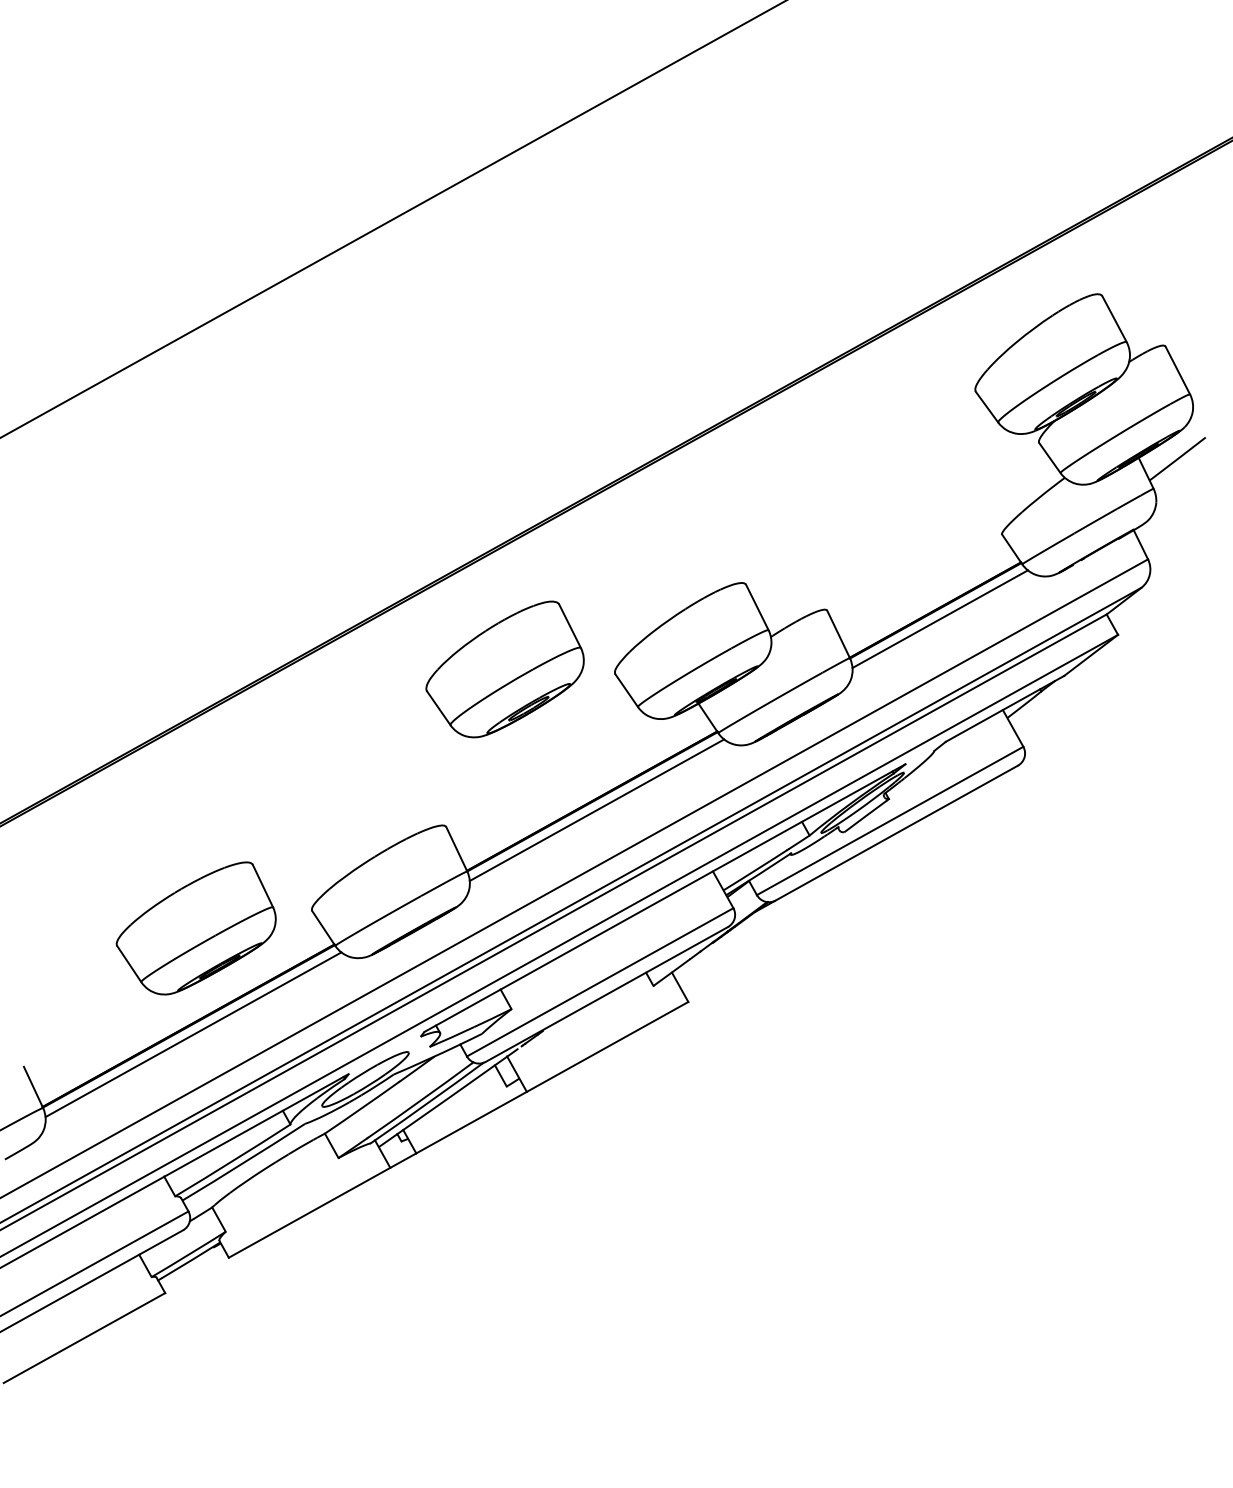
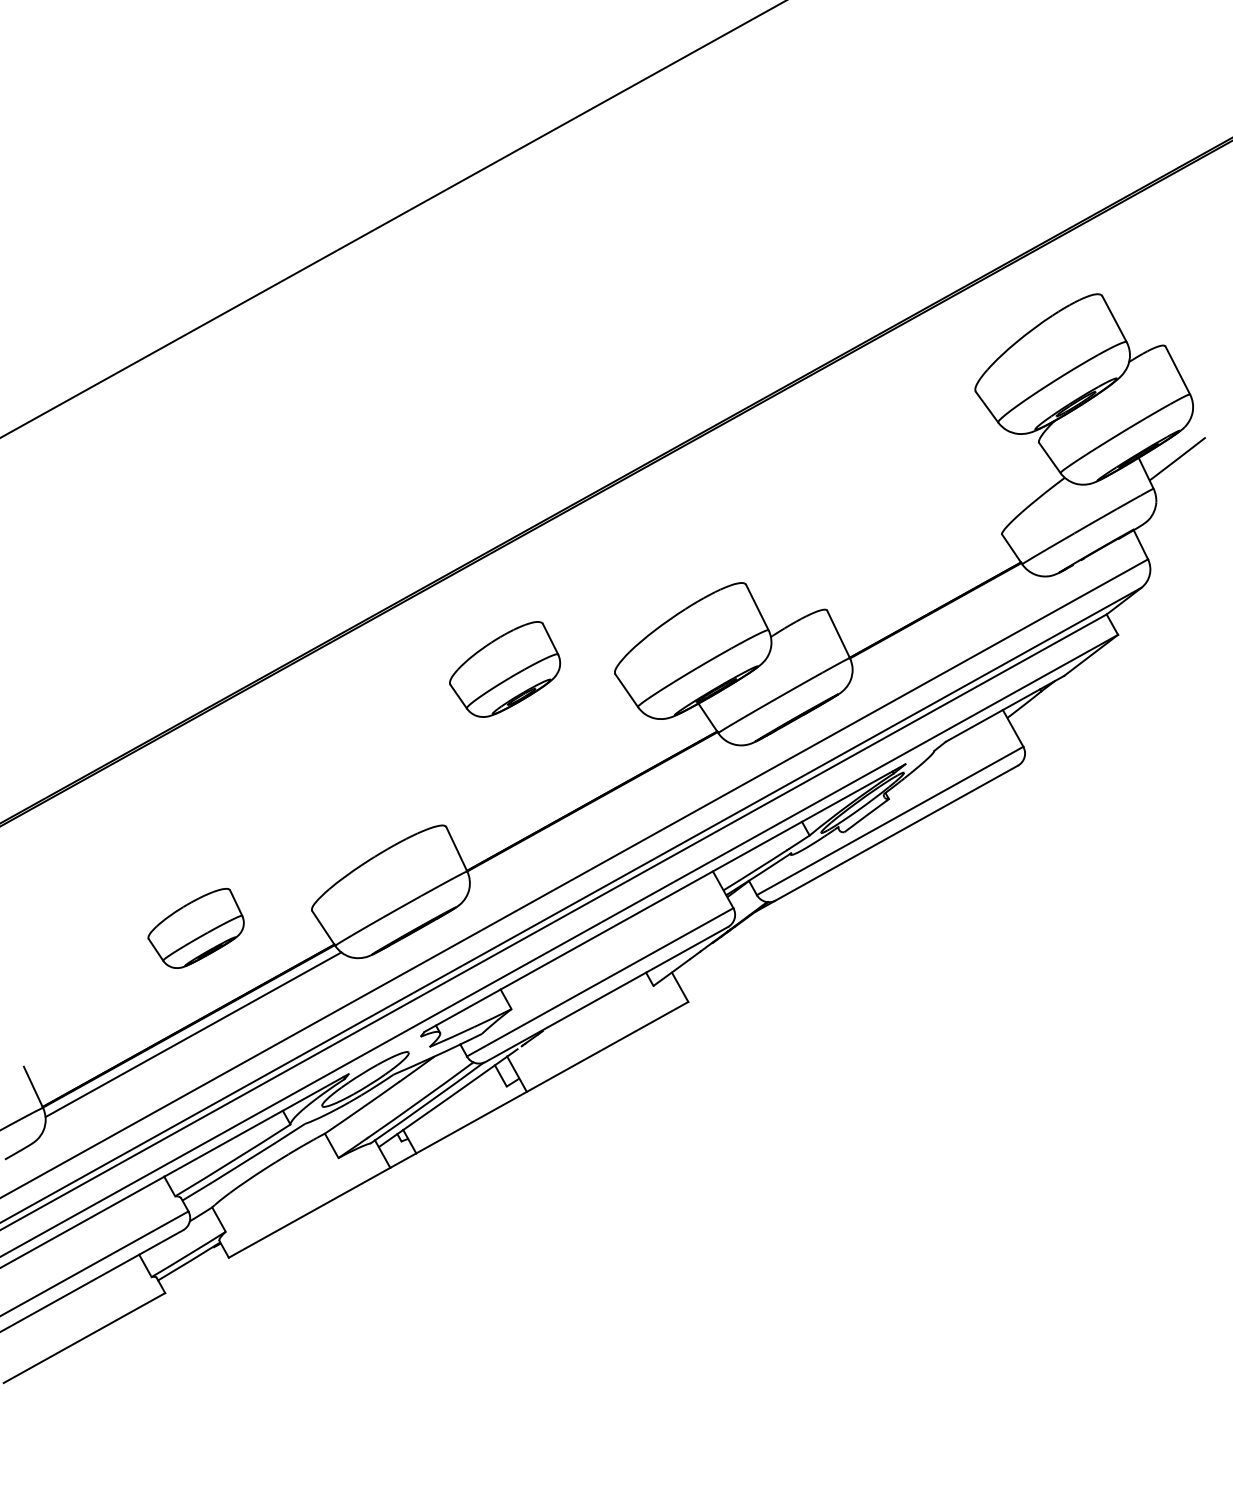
line: present -> none (939, 618)
part size: 160x139 px -> 113x97 px (505, 669)
line: present -> none (596, 809)
part size: 162x135 px -> 98x81 px (195, 928)
